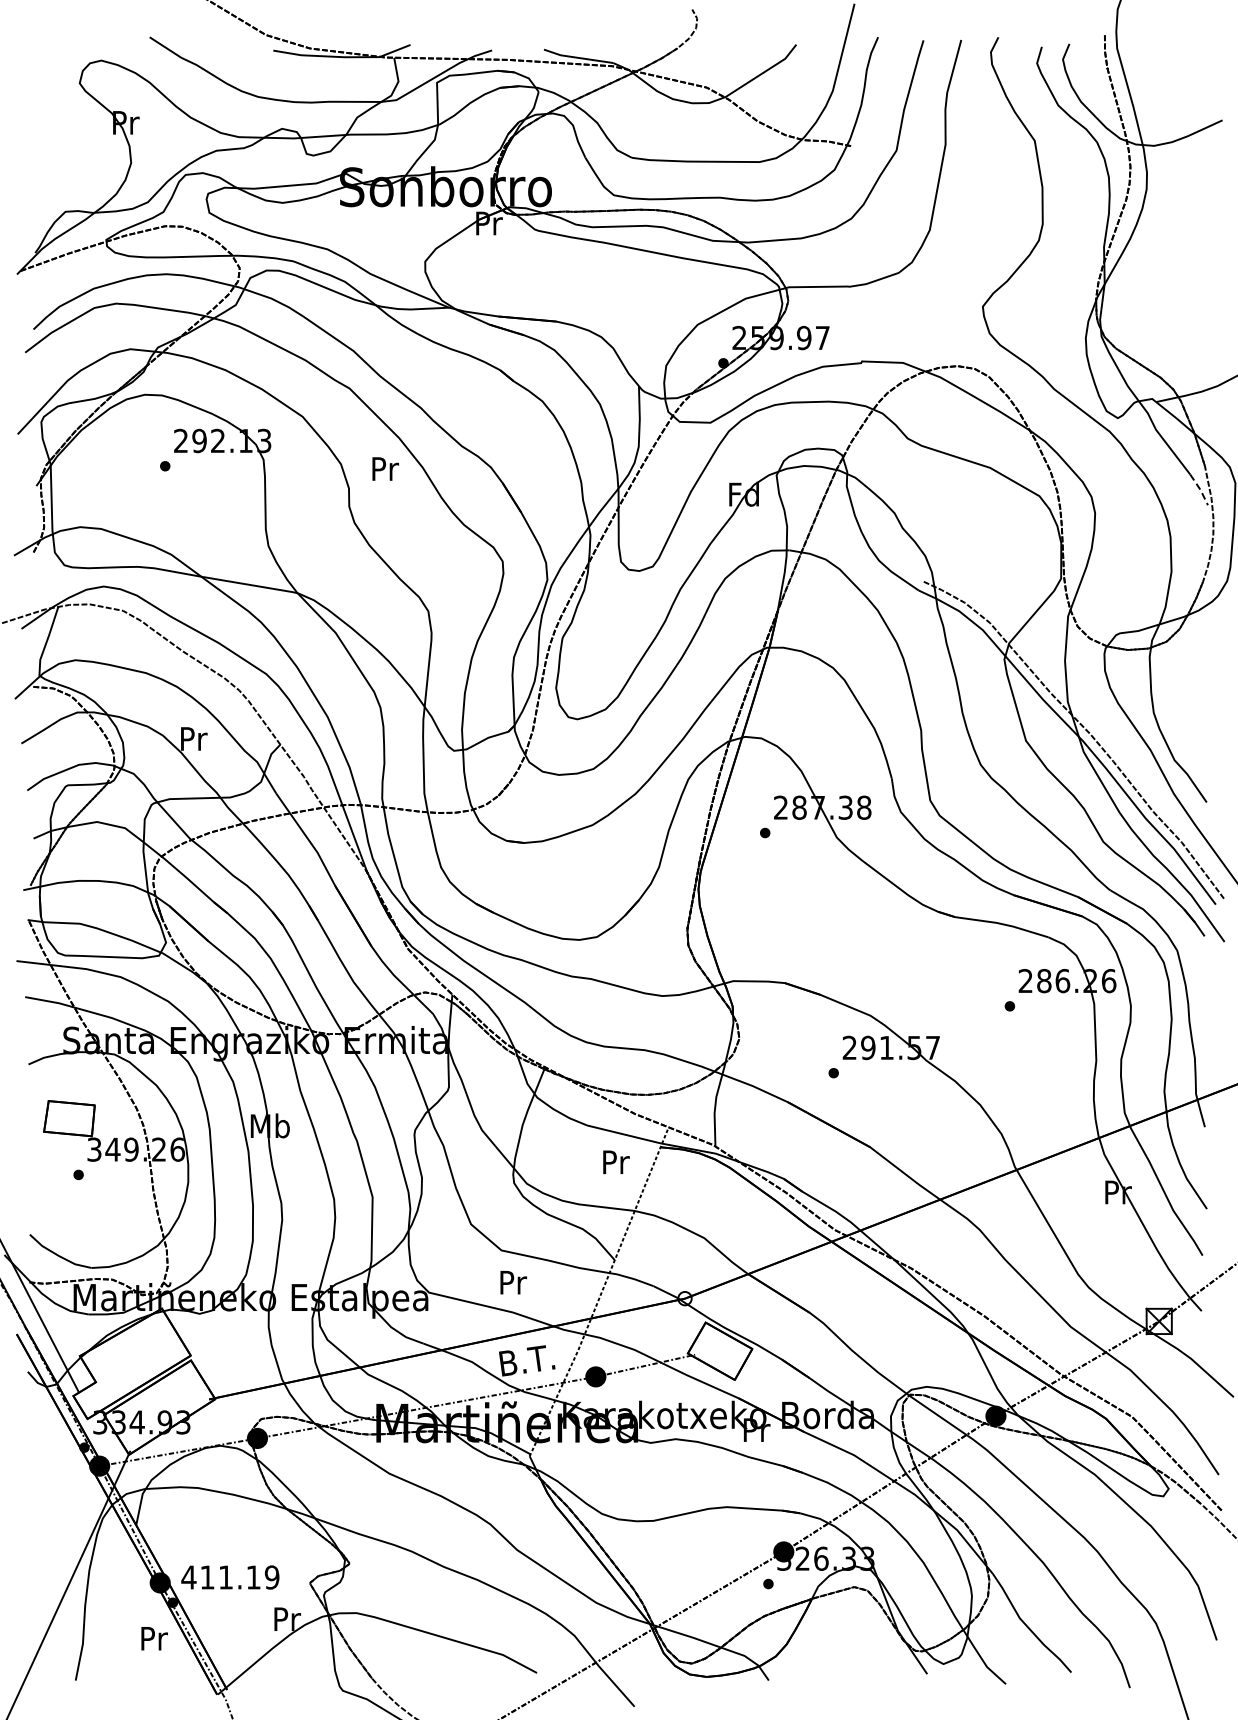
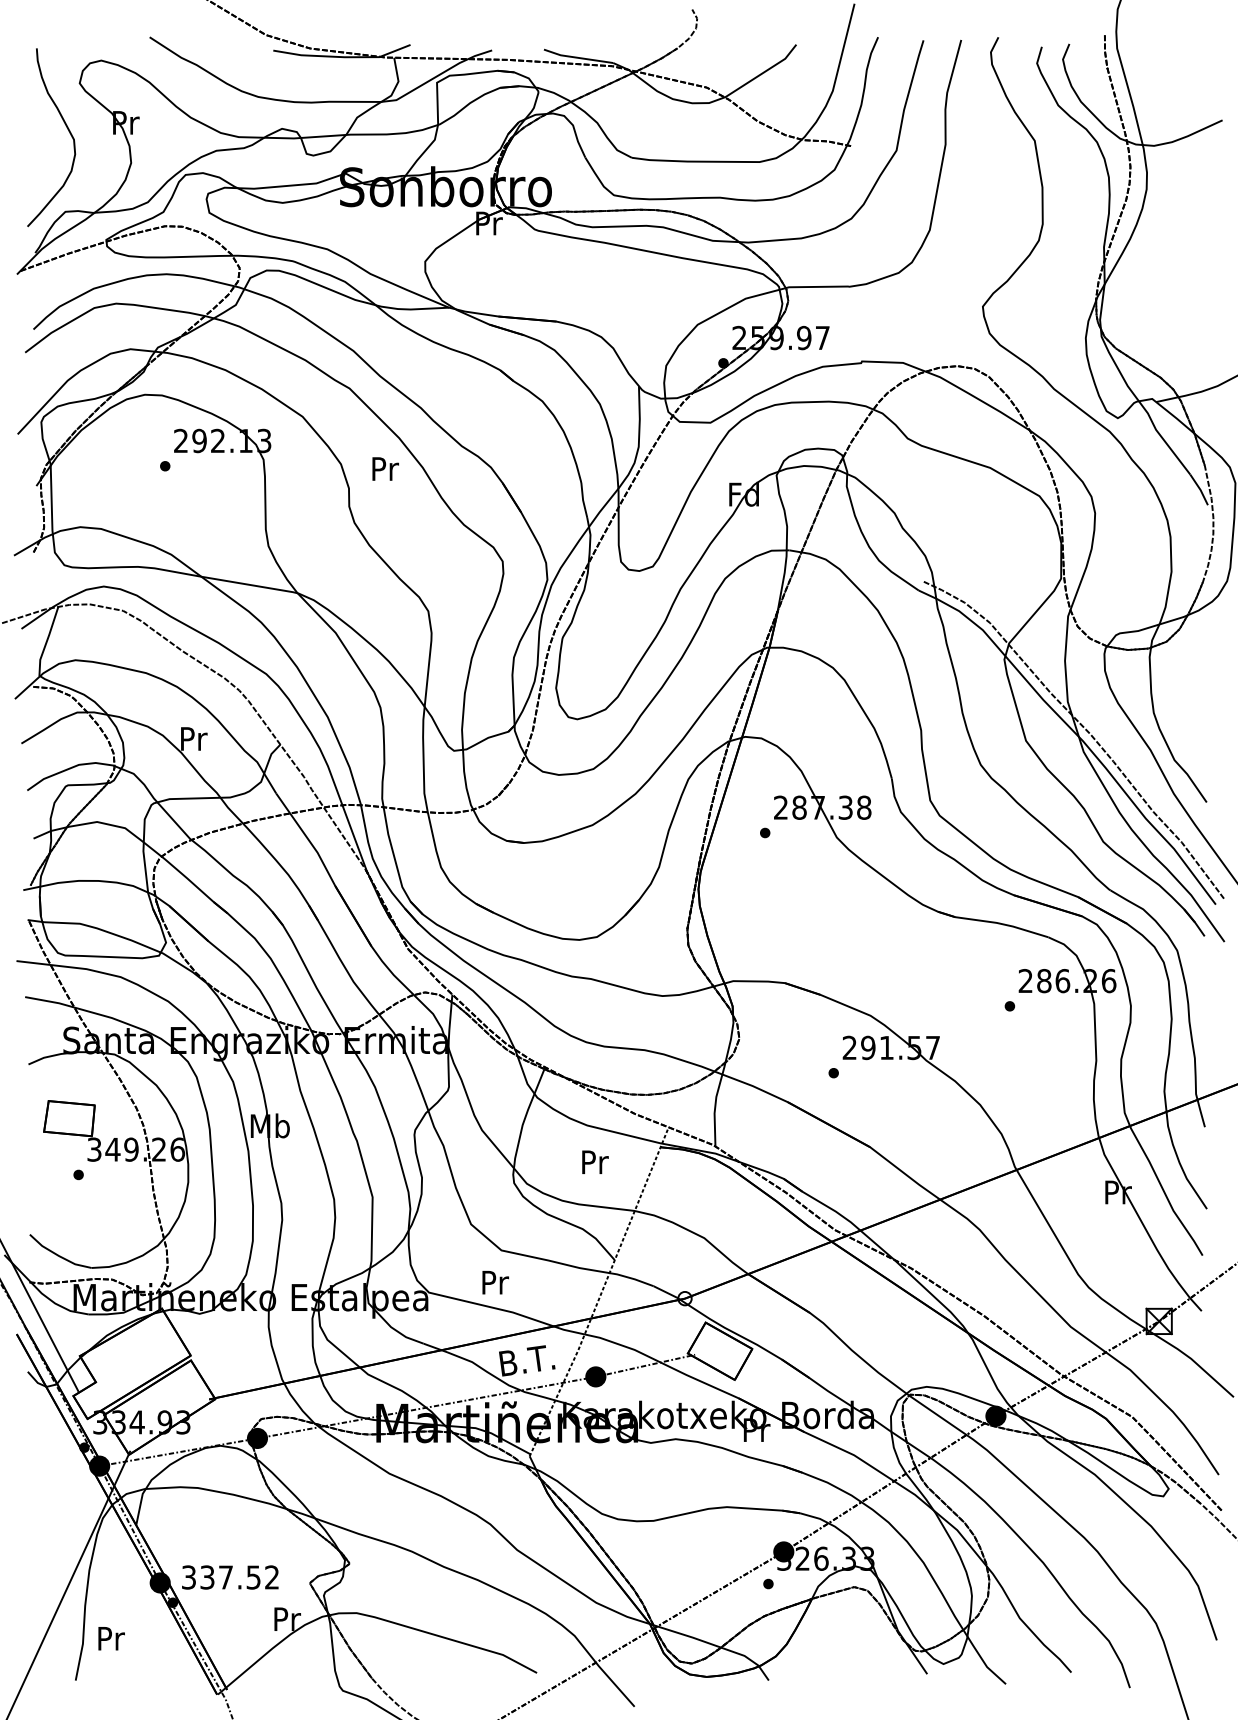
curve: none -> present (67, 129)
line: dashed -> solid (1200, 490)
text position: (616, 1161) -> (595, 1161) (595, 1161)
text position: (513, 1282) -> (495, 1282) (495, 1282)
text: 411.19 -> 337.52 (230, 1577)
text position: (154, 1638) -> (111, 1638) (111, 1638)
